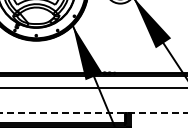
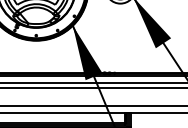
line: none -> present (93, 82)
line: none -> present (93, 106)
line: dashed -> solid (93, 113)
